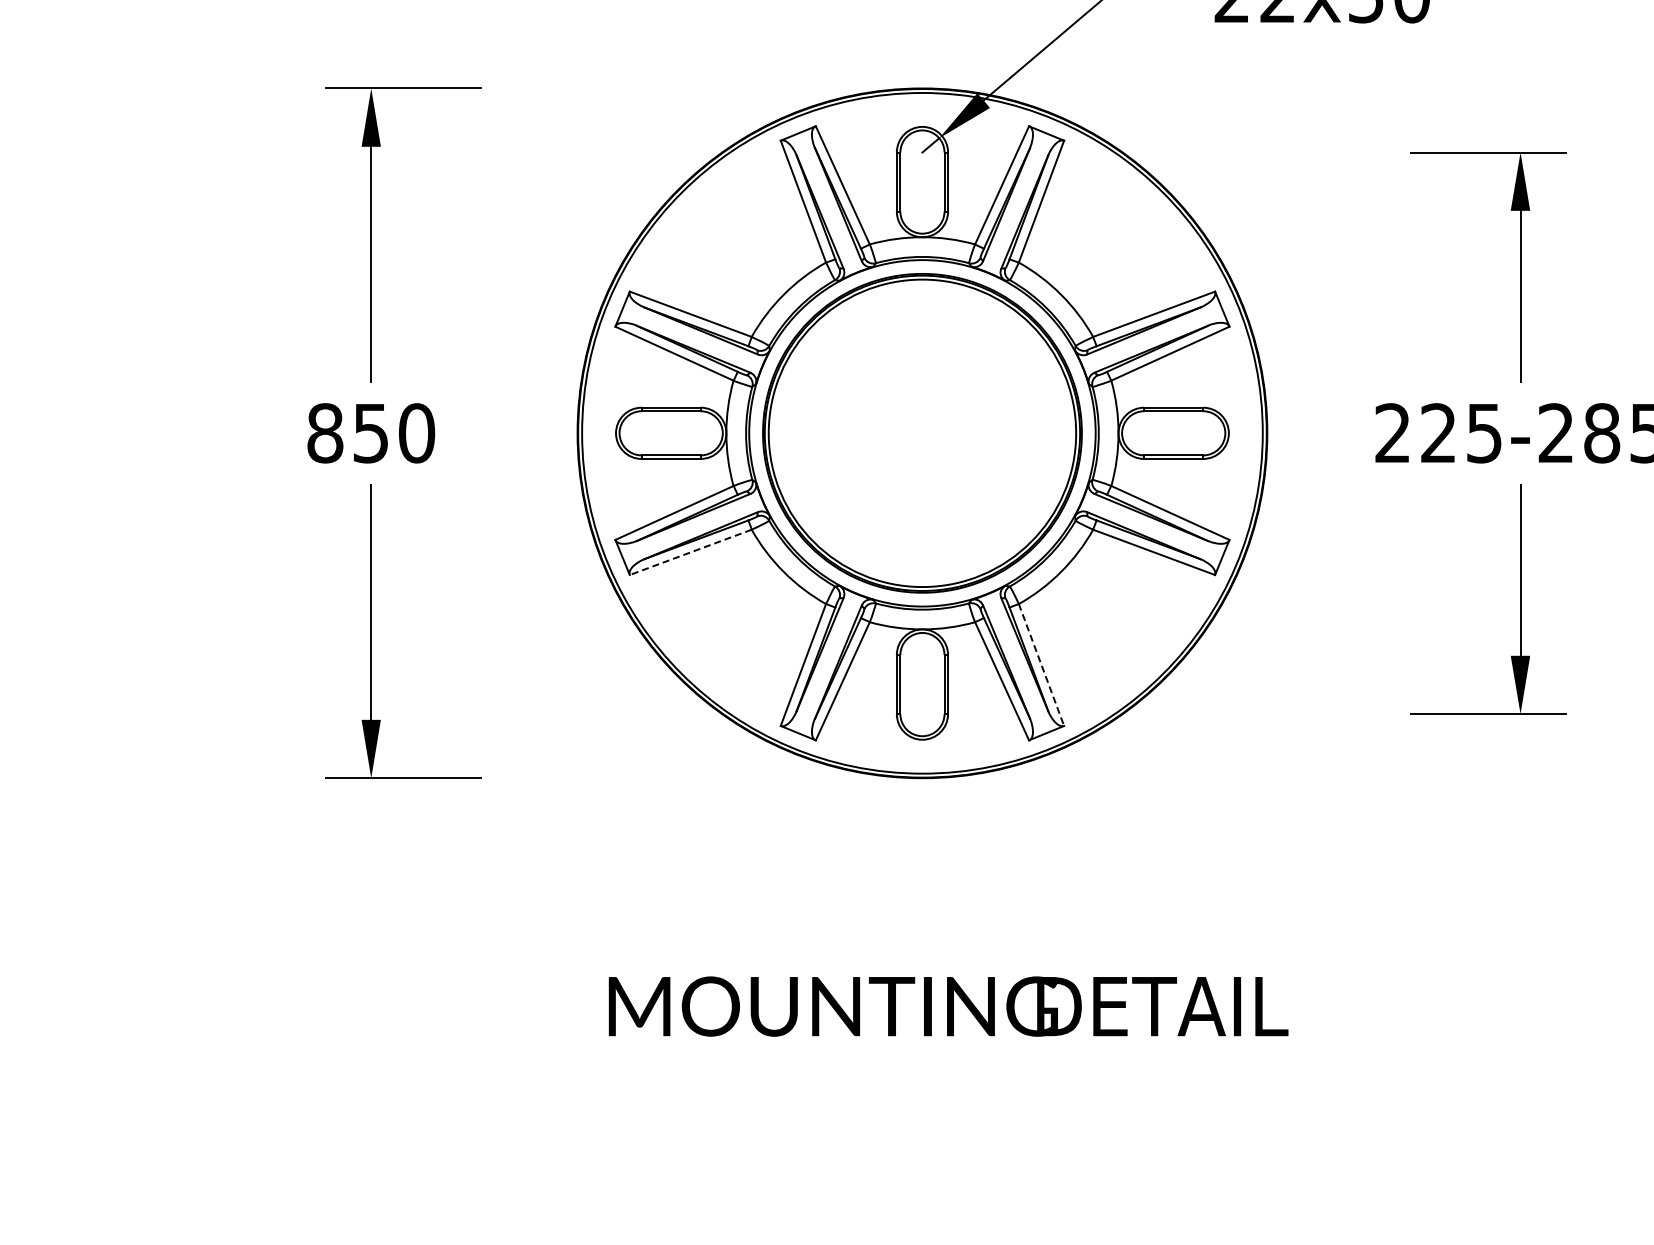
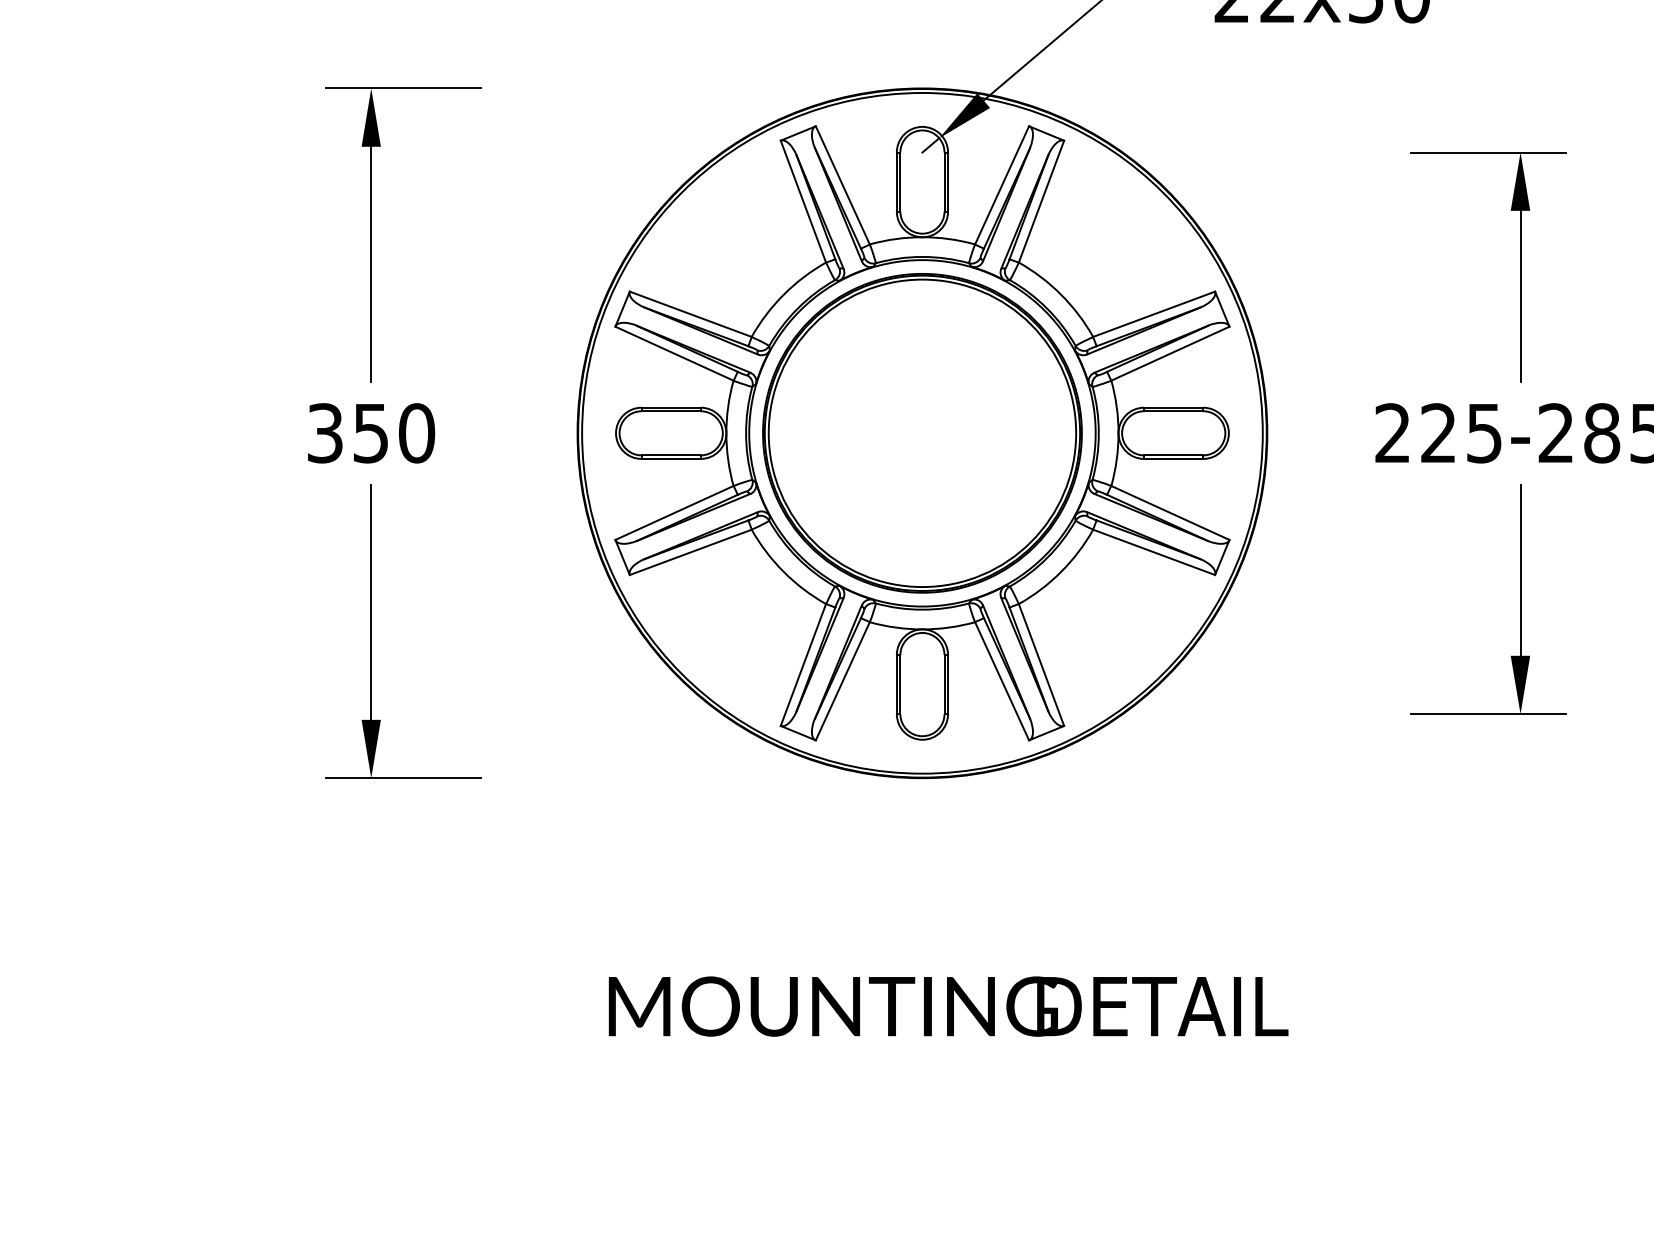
text: 850 -> 350 (325, 433)
line: dashed -> solid (690, 552)
line: dashed -> solid (1041, 665)
